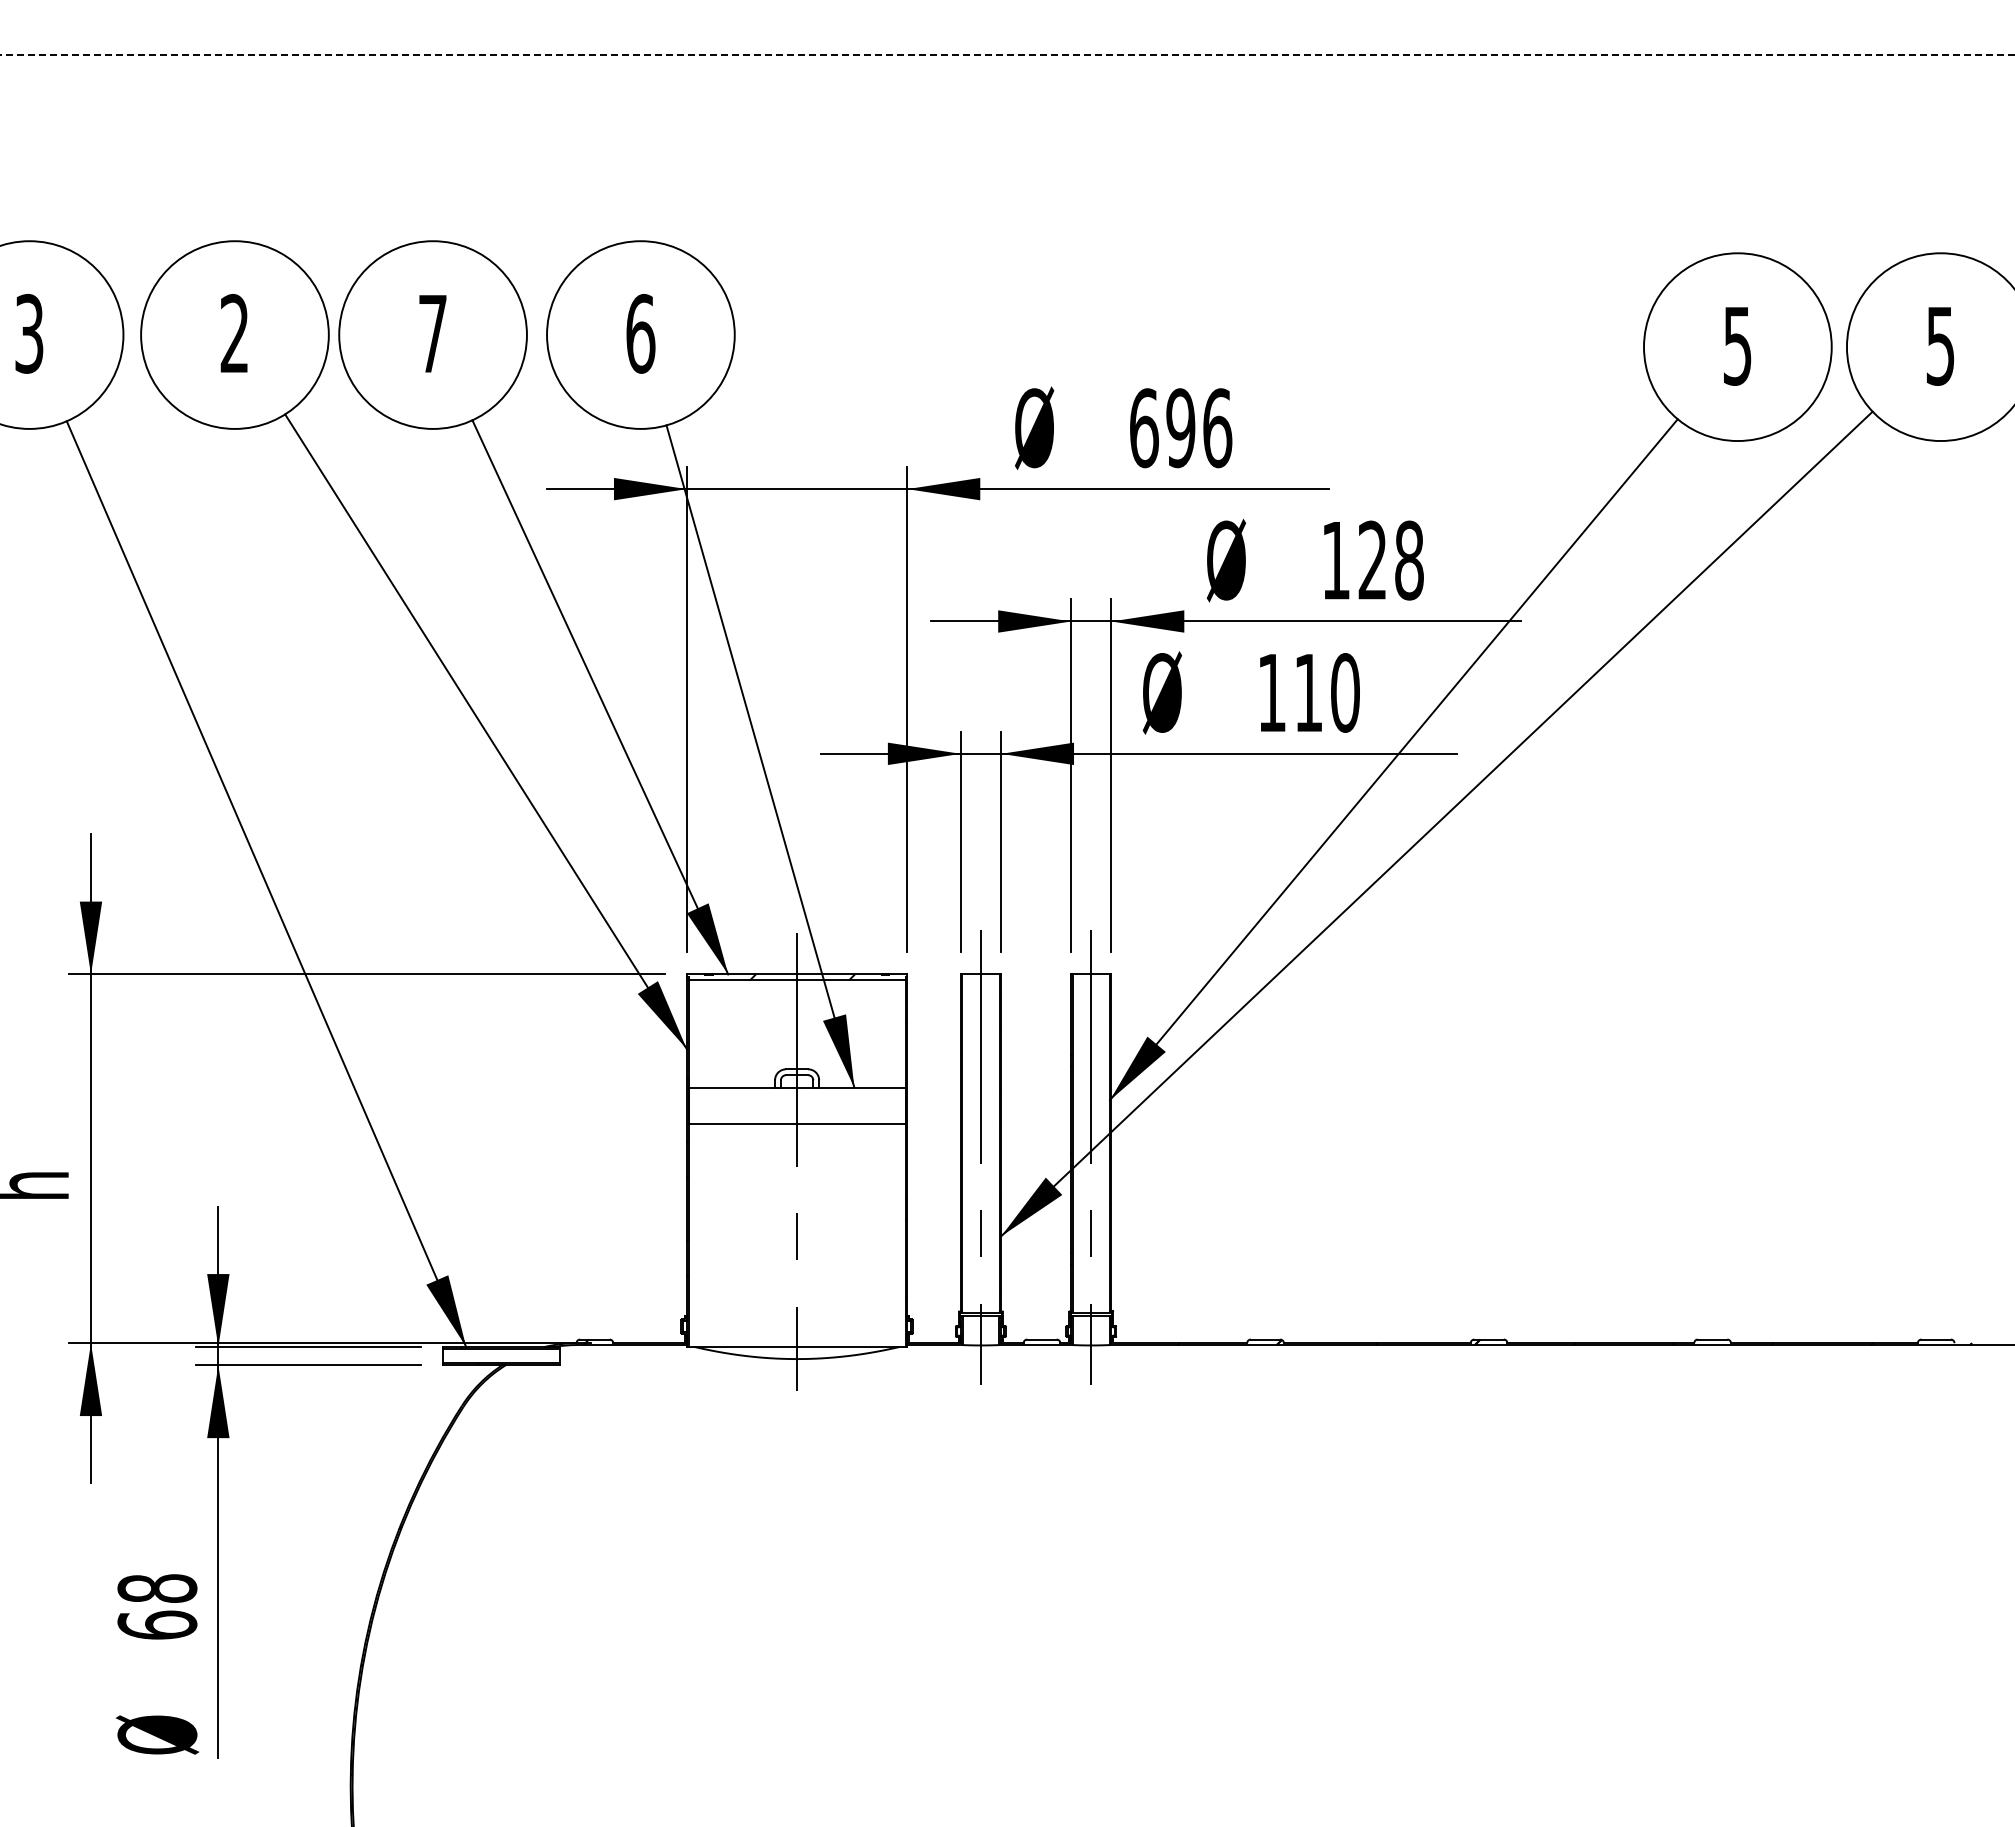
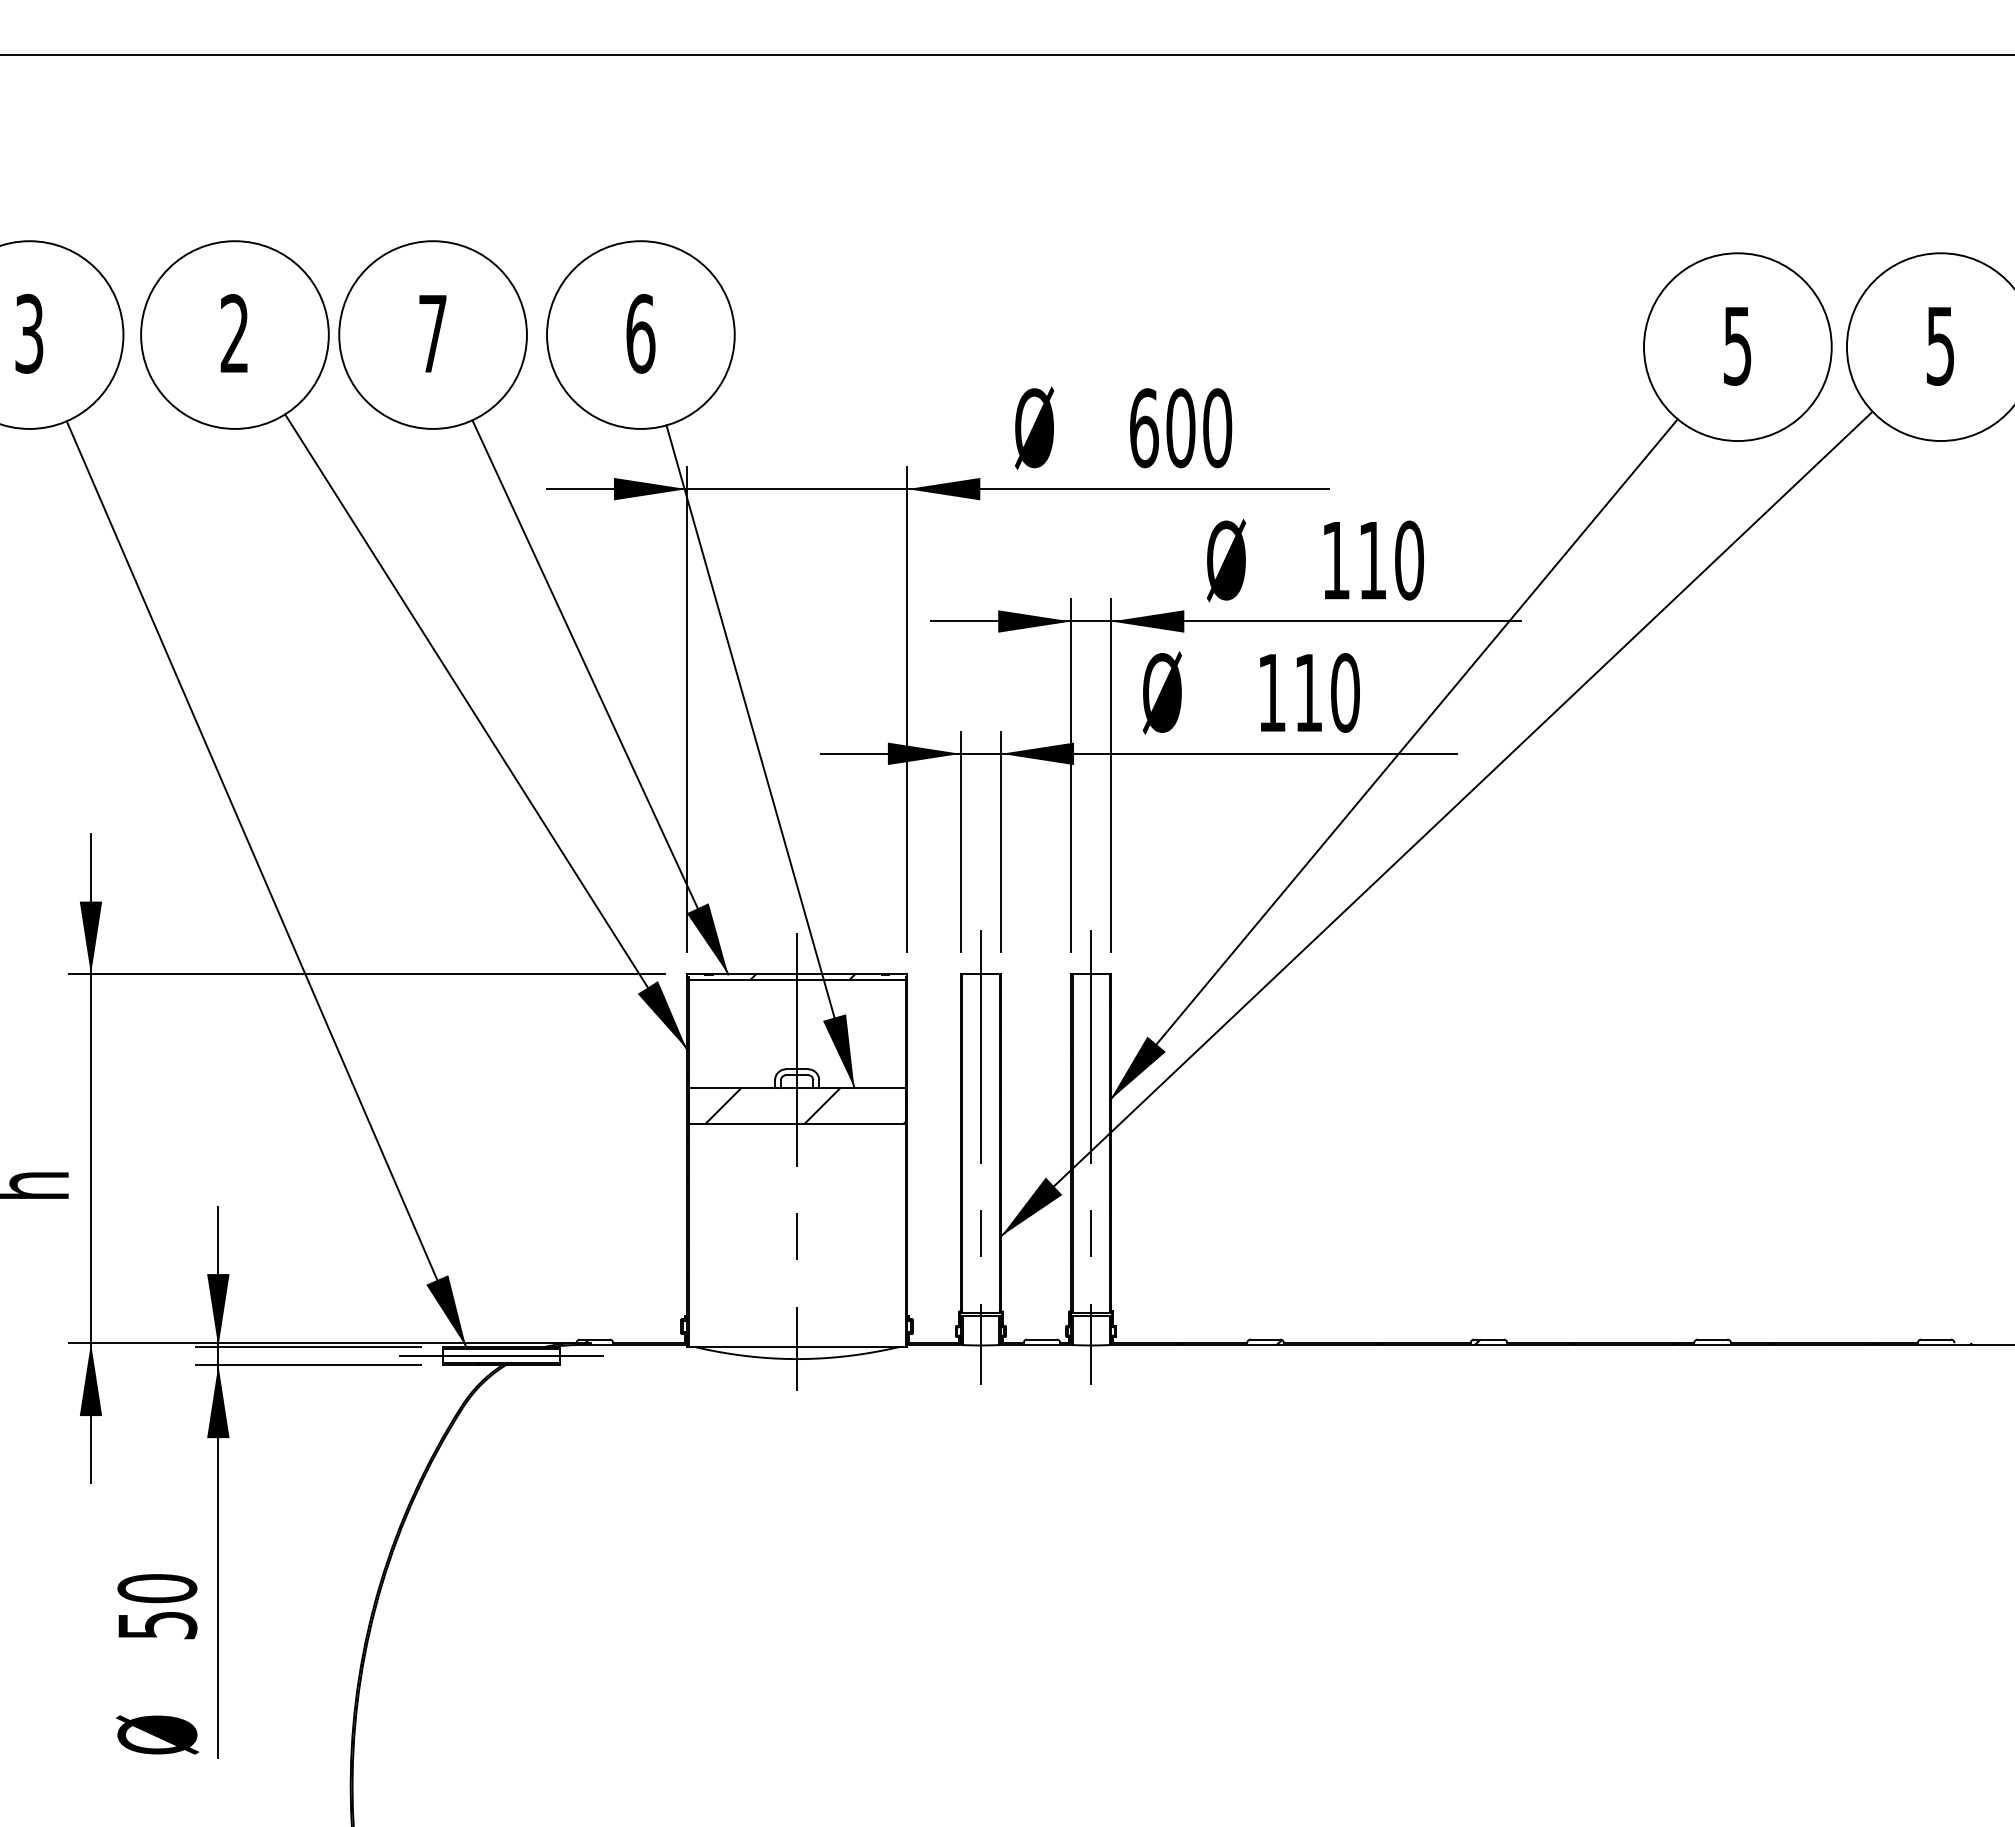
line: dashed -> solid (1007, 54)
text: 696 -> 600 (1199, 428)
text: 128 -> 110 (1390, 560)
hatch: none -> present (804, 1105)
line: none -> present (501, 1356)
text: 68 -> 50 (157, 1606)
